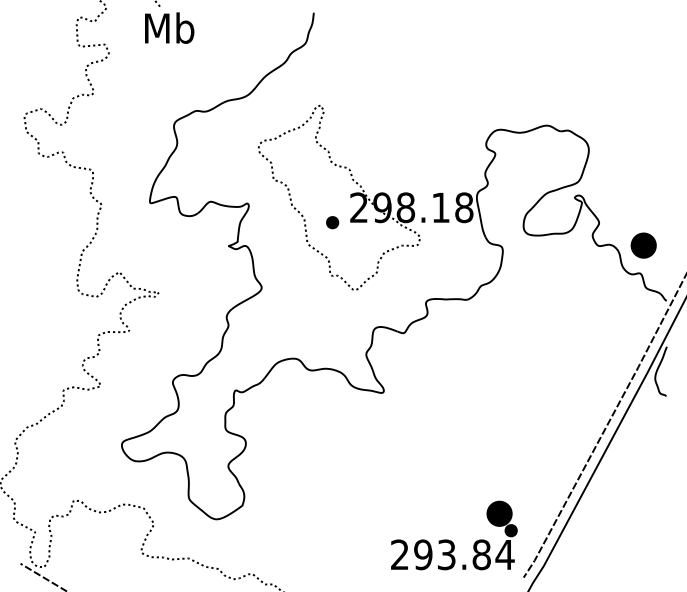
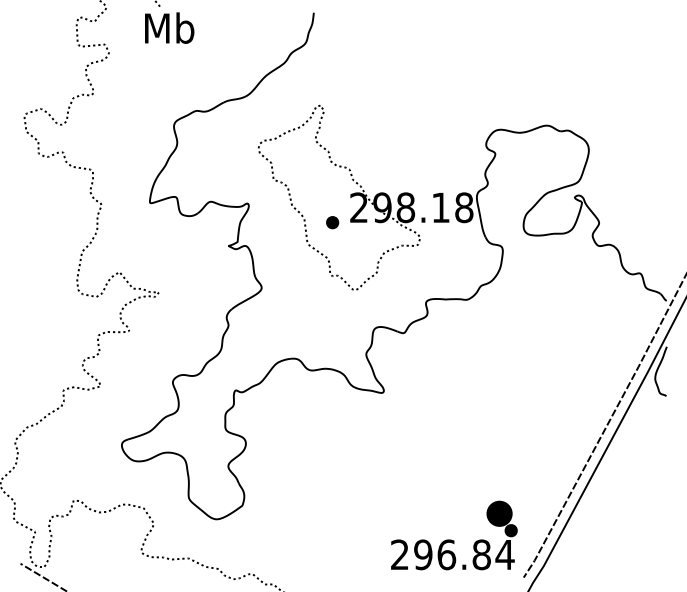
part: present -> none (643, 245)
text: 293.84 -> 296.84 (446, 554)
